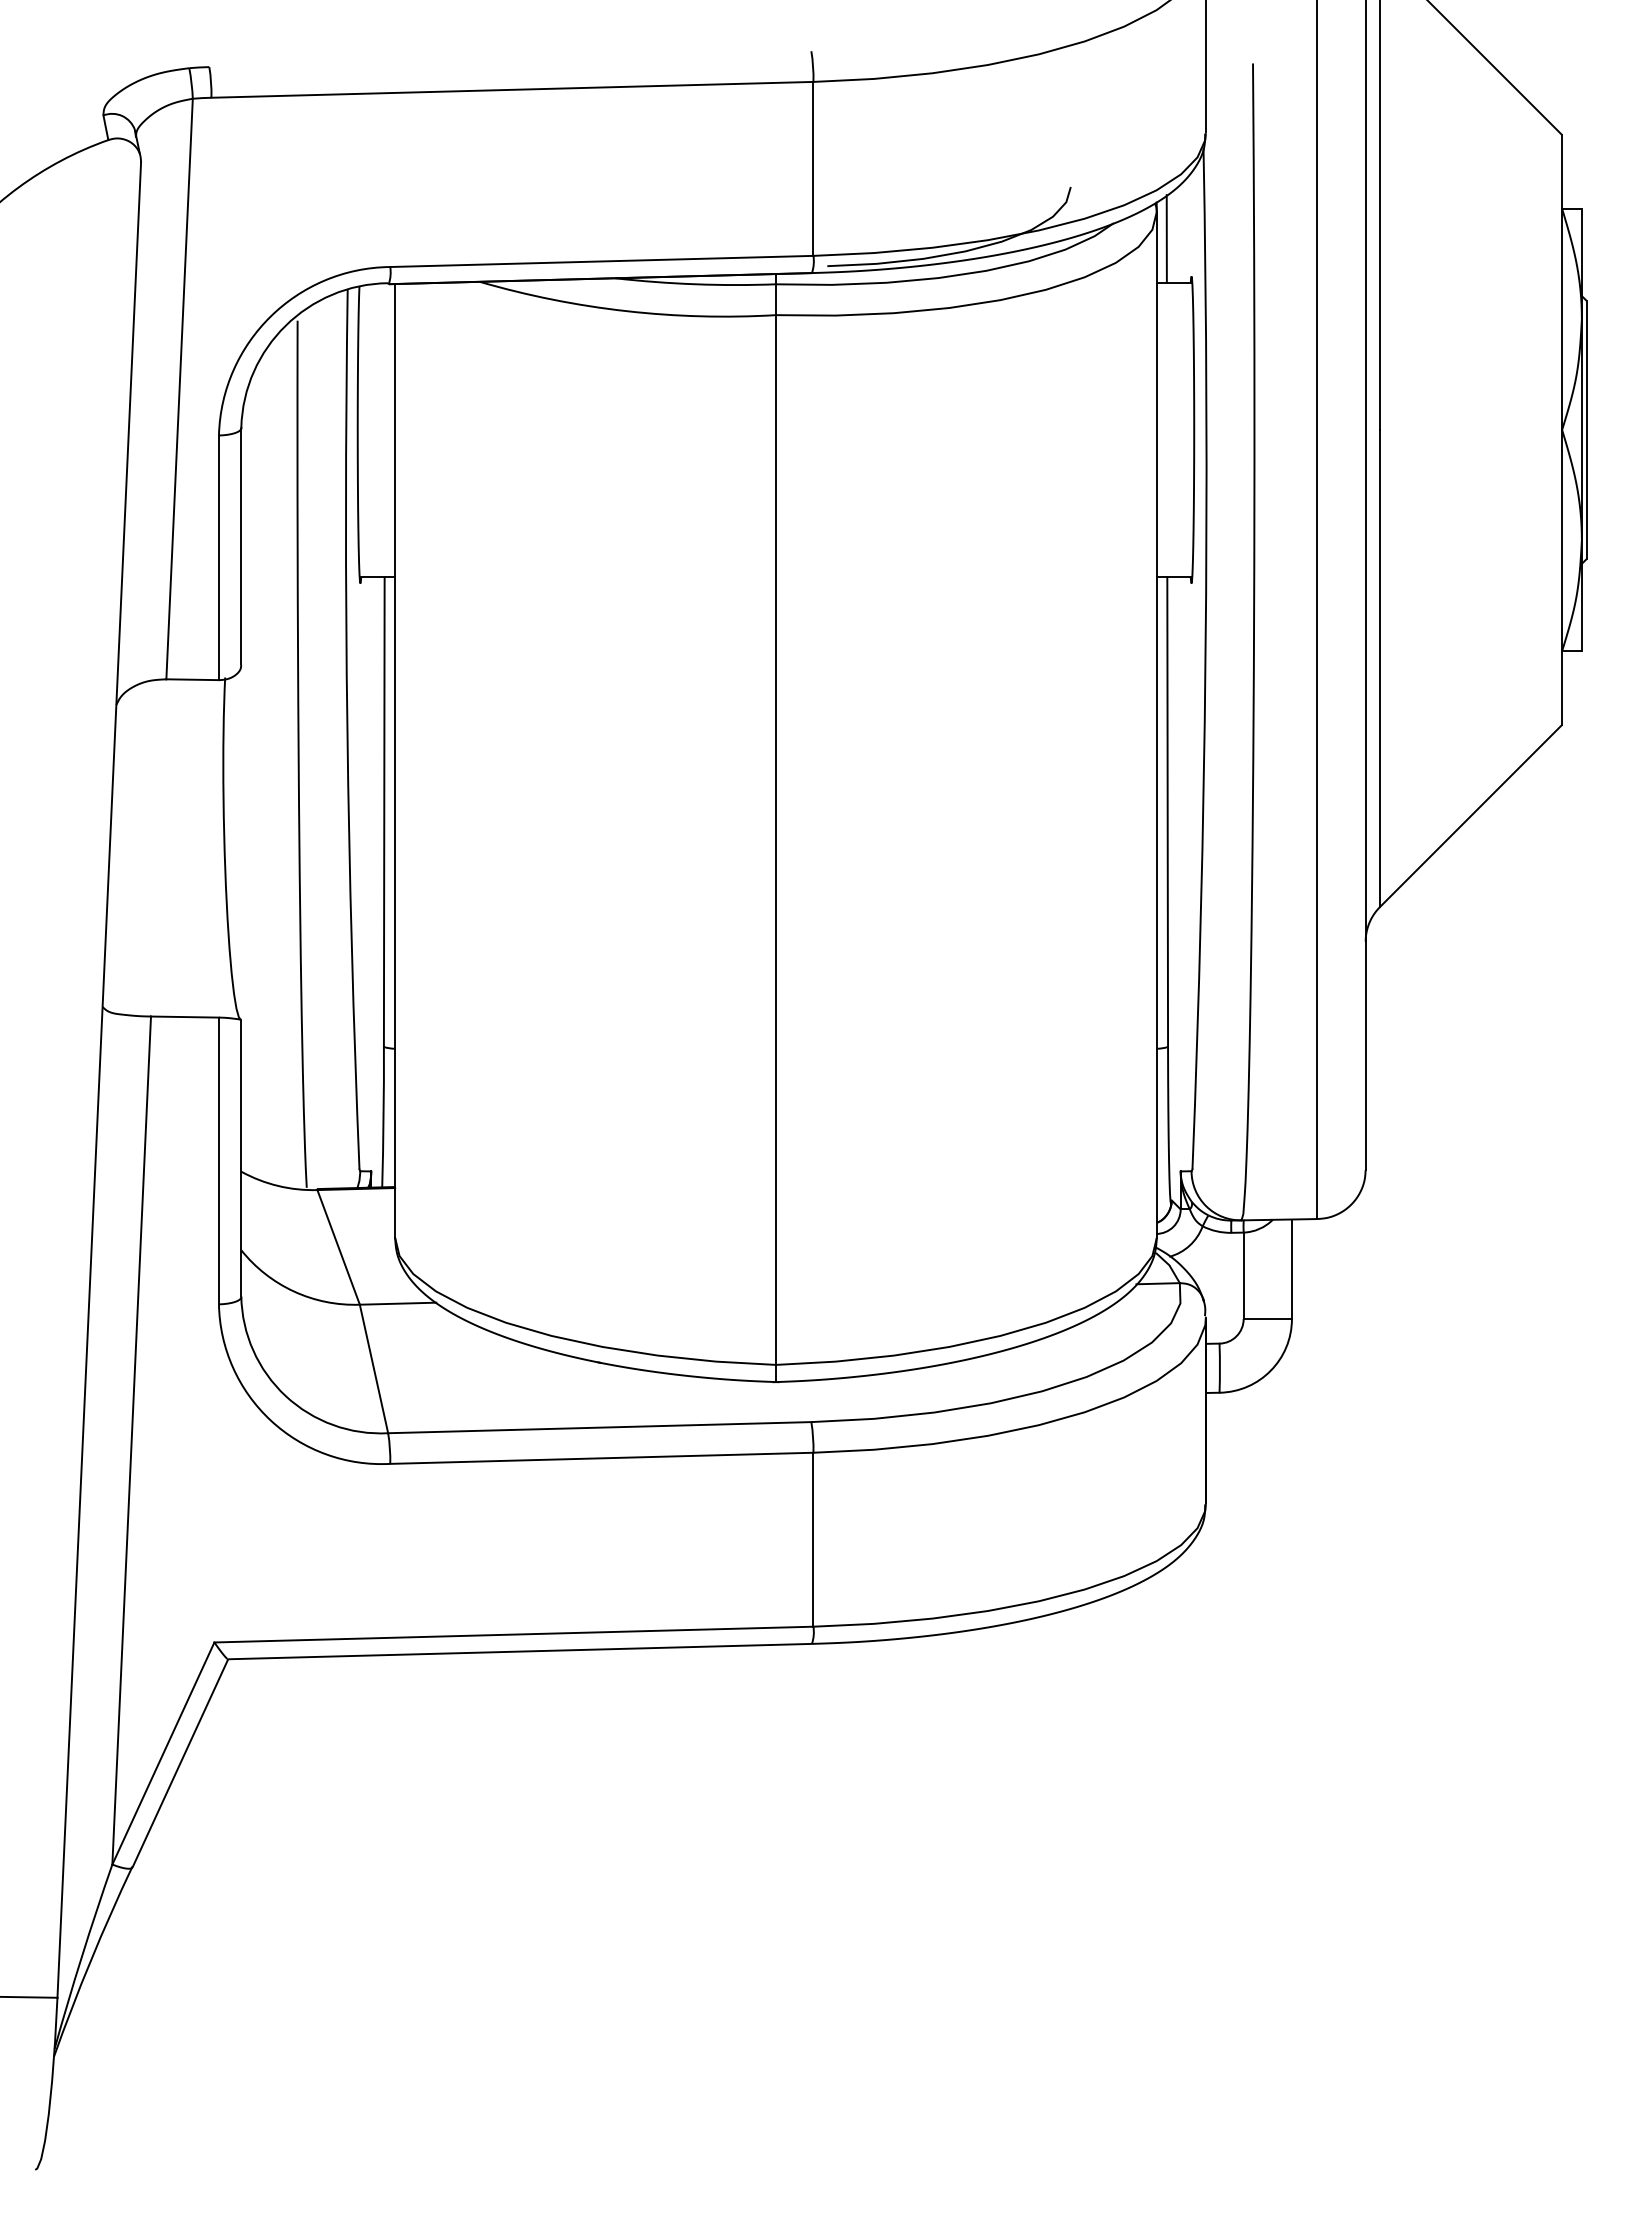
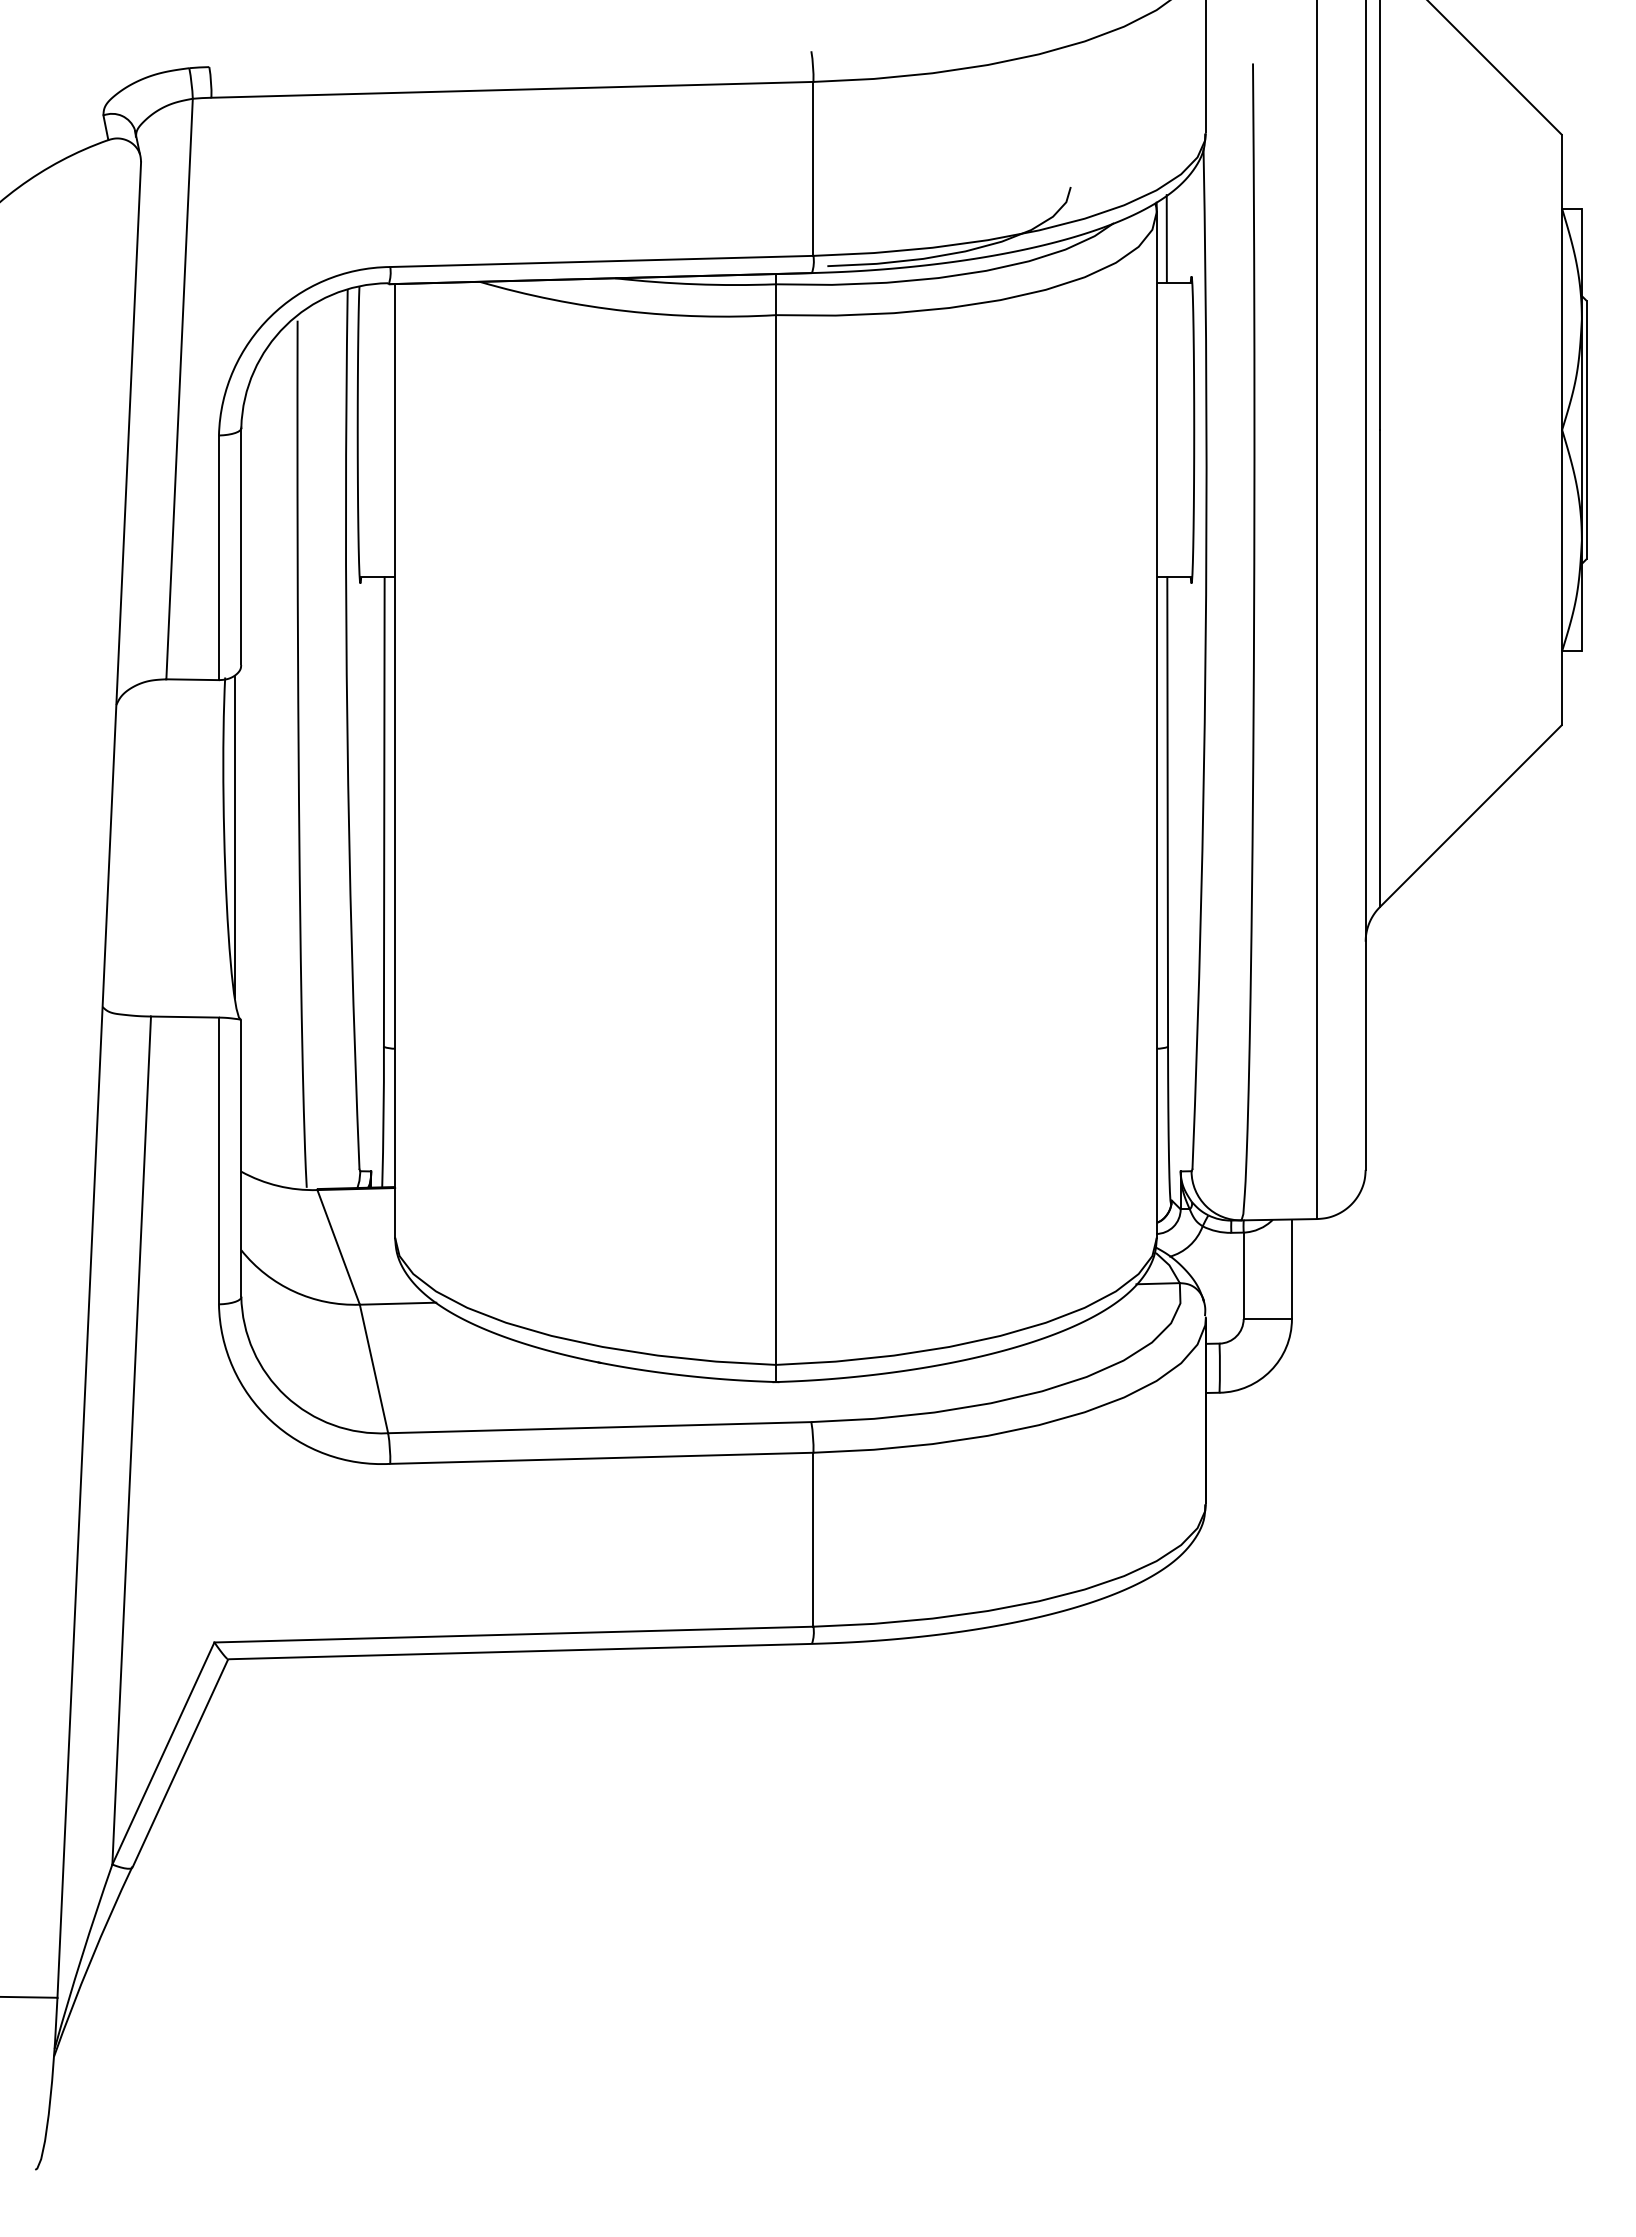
line: none -> present (234, 836)
